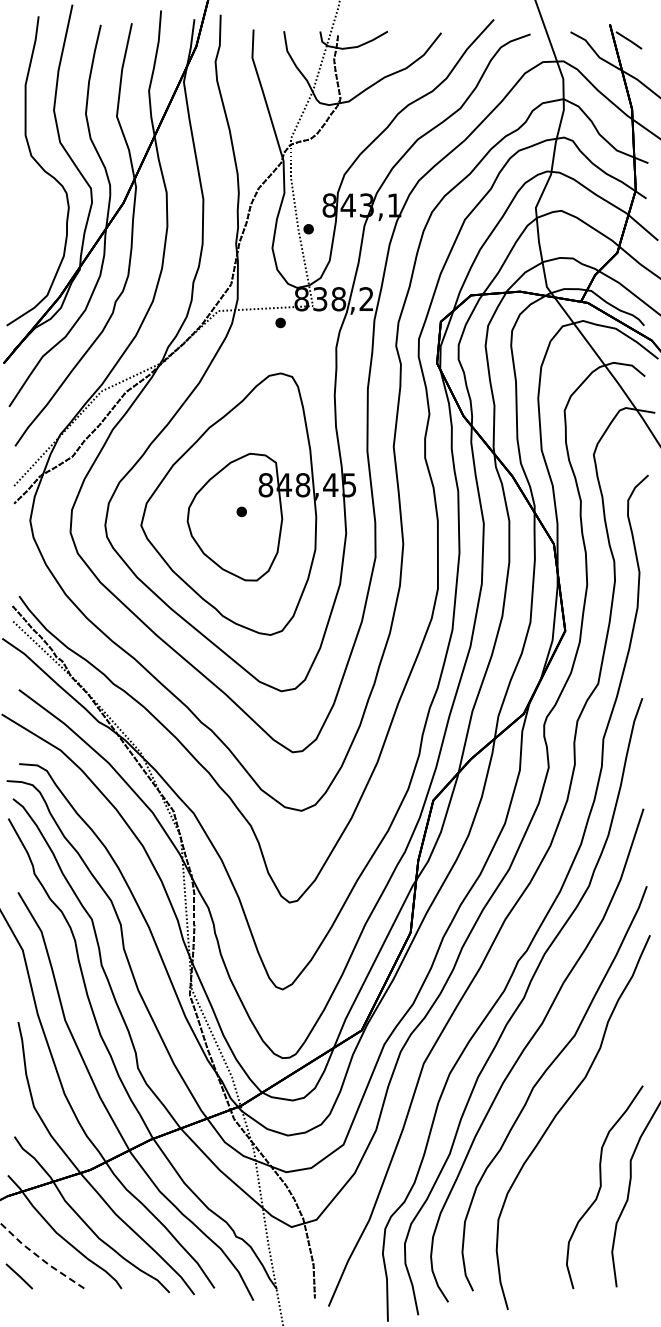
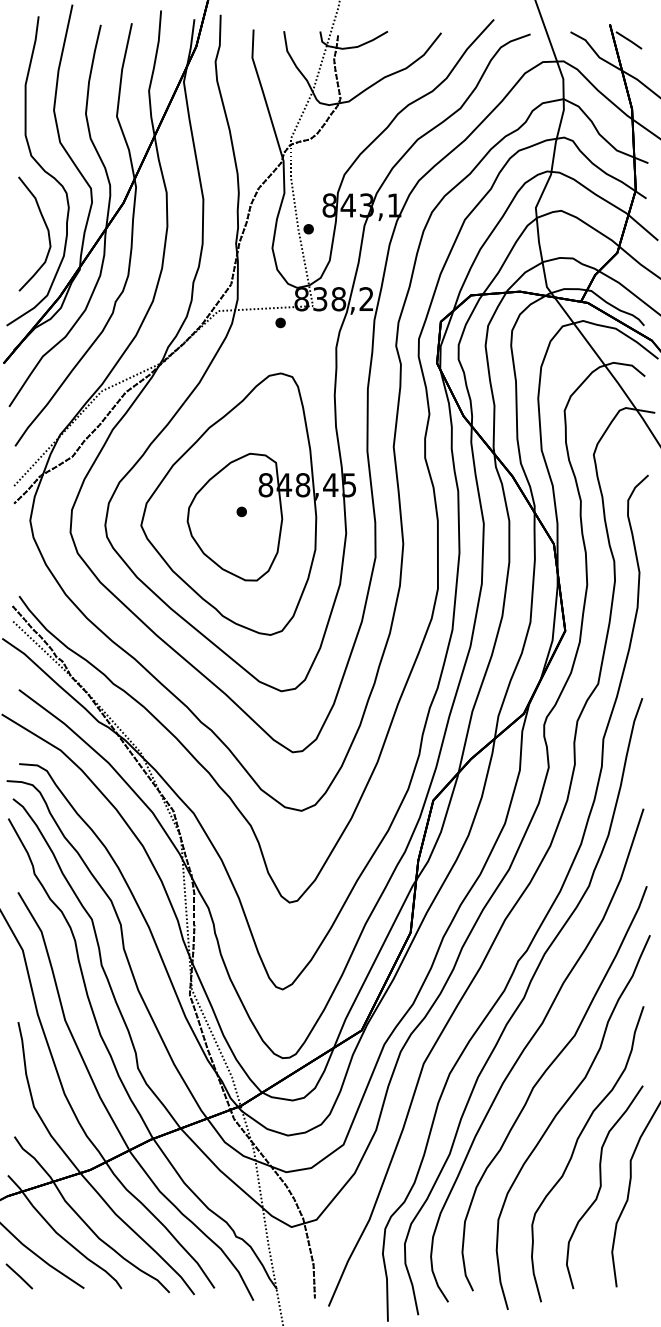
curve: none -> present (46, 228)
curve: none -> present (574, 1151)
line: dashed -> solid (40, 1258)
